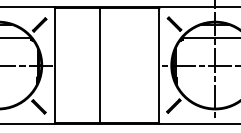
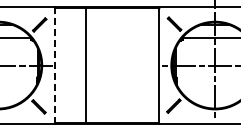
line: solid -> dashed (54, 65)
line position: (99, 65) -> (85, 65) (85, 65)
